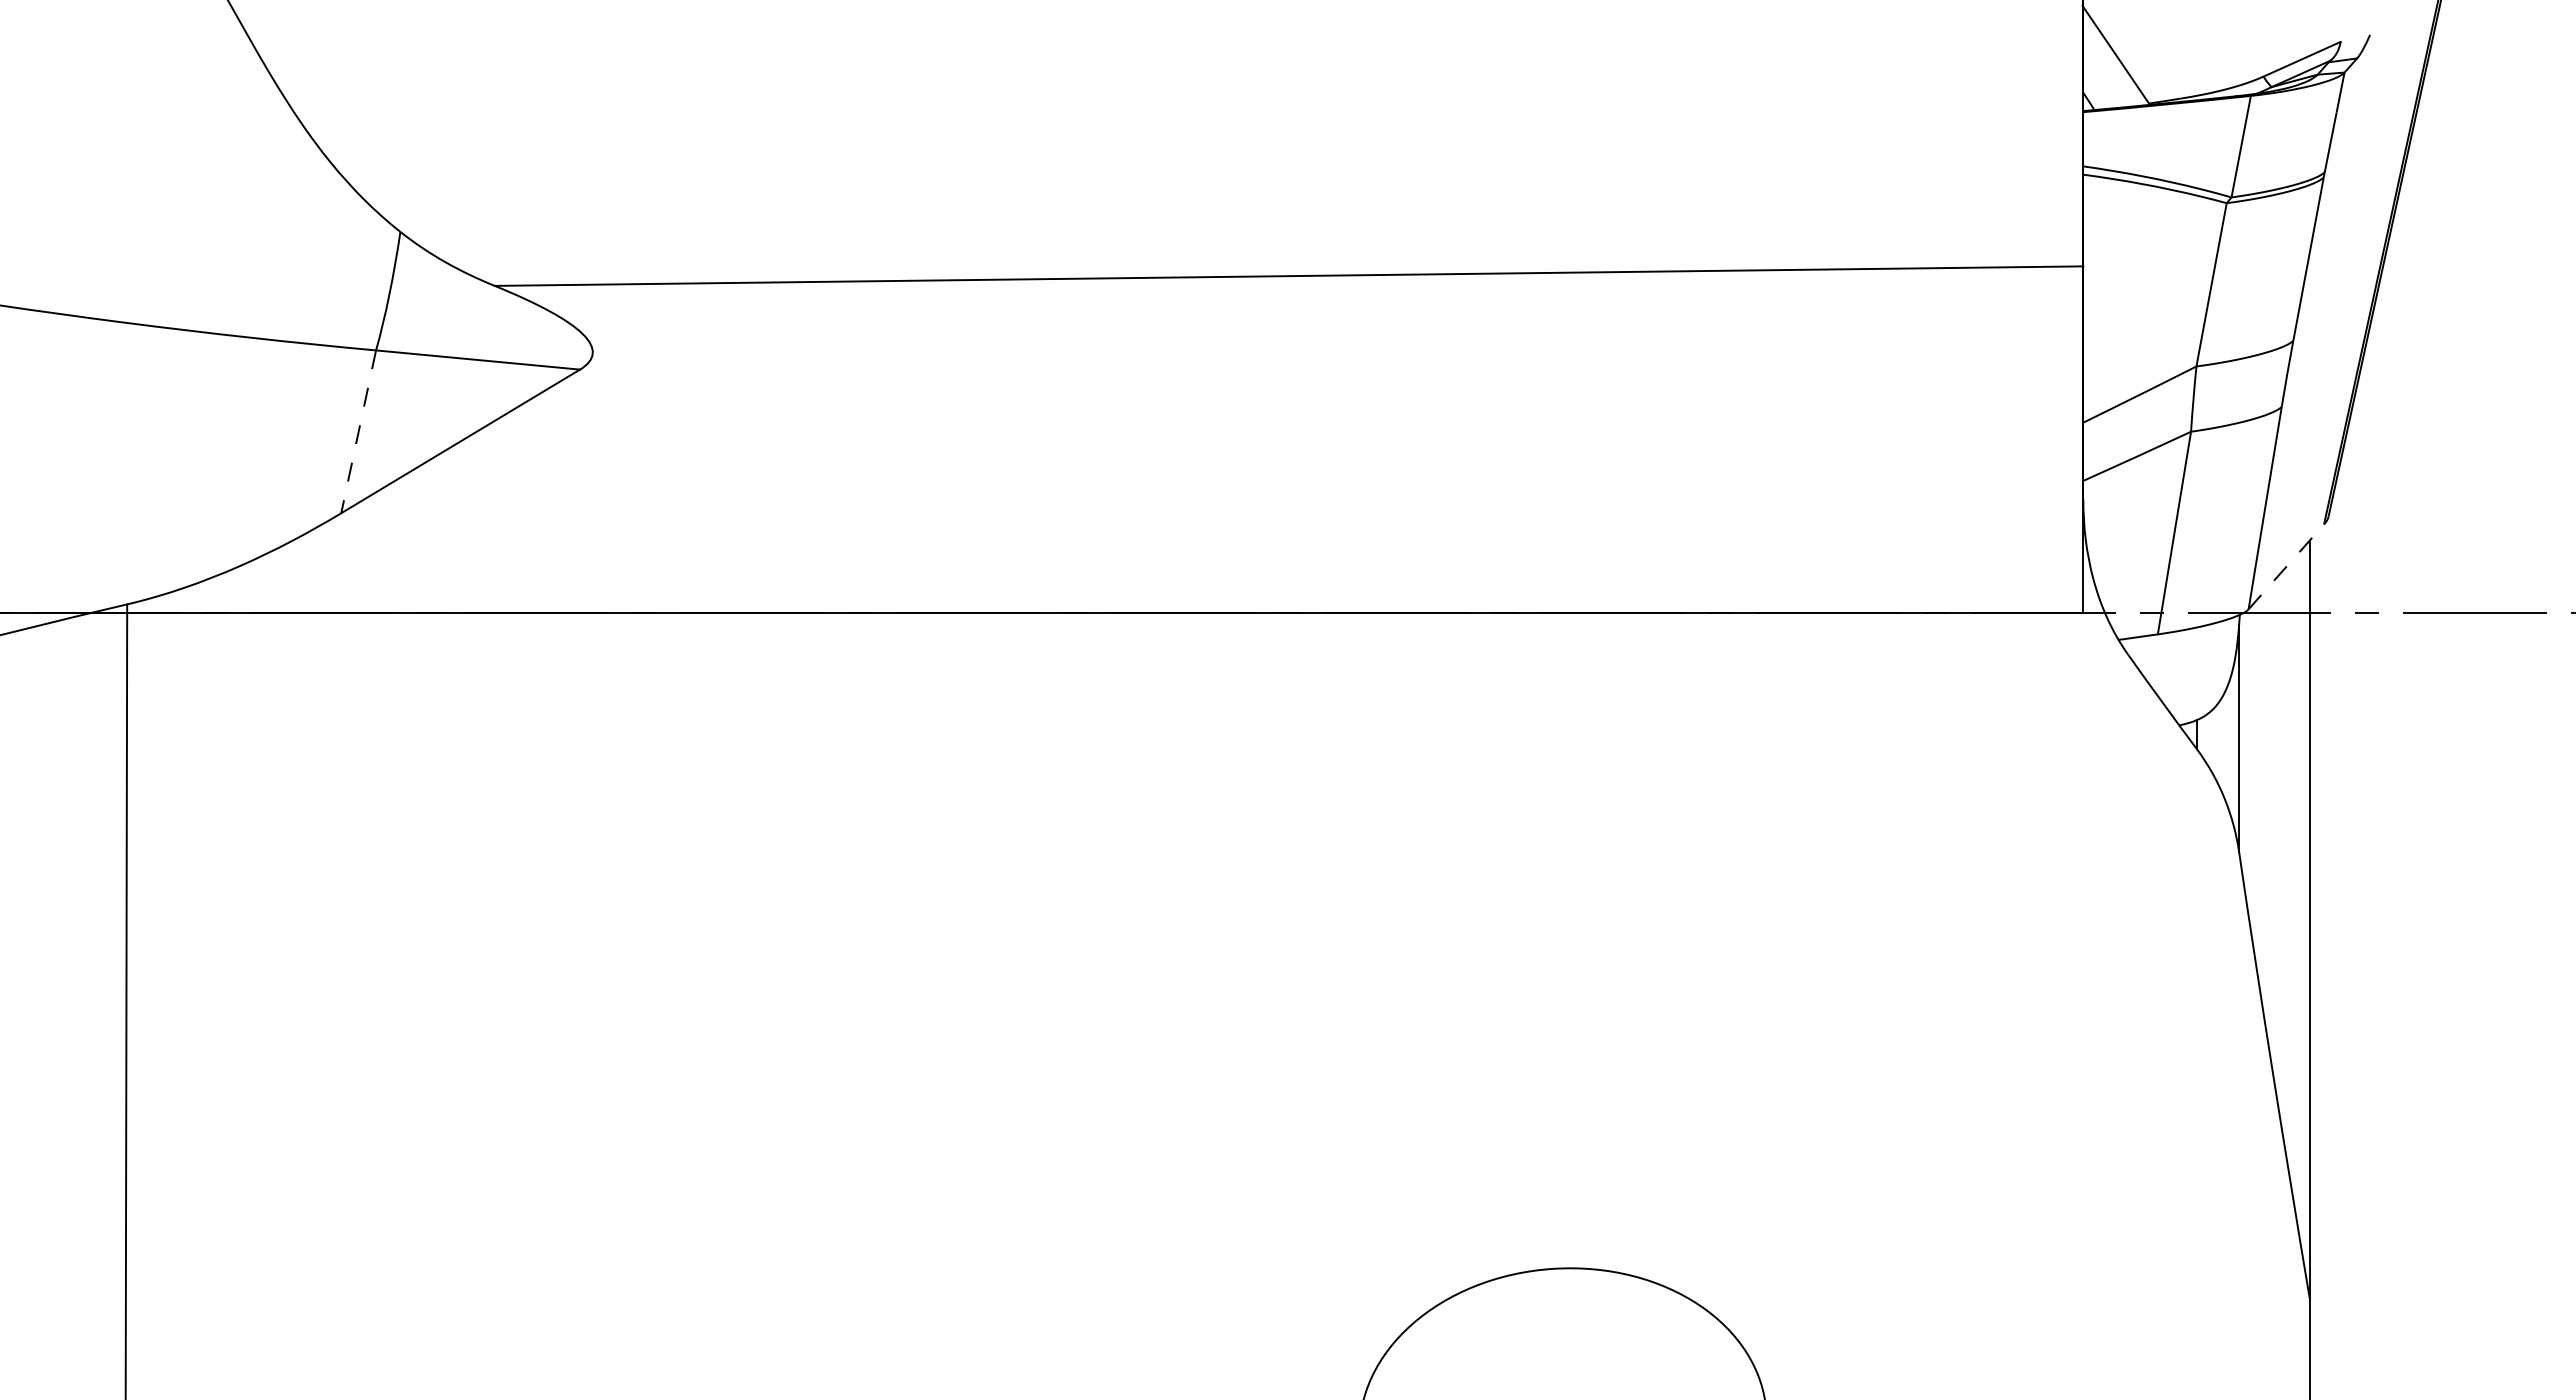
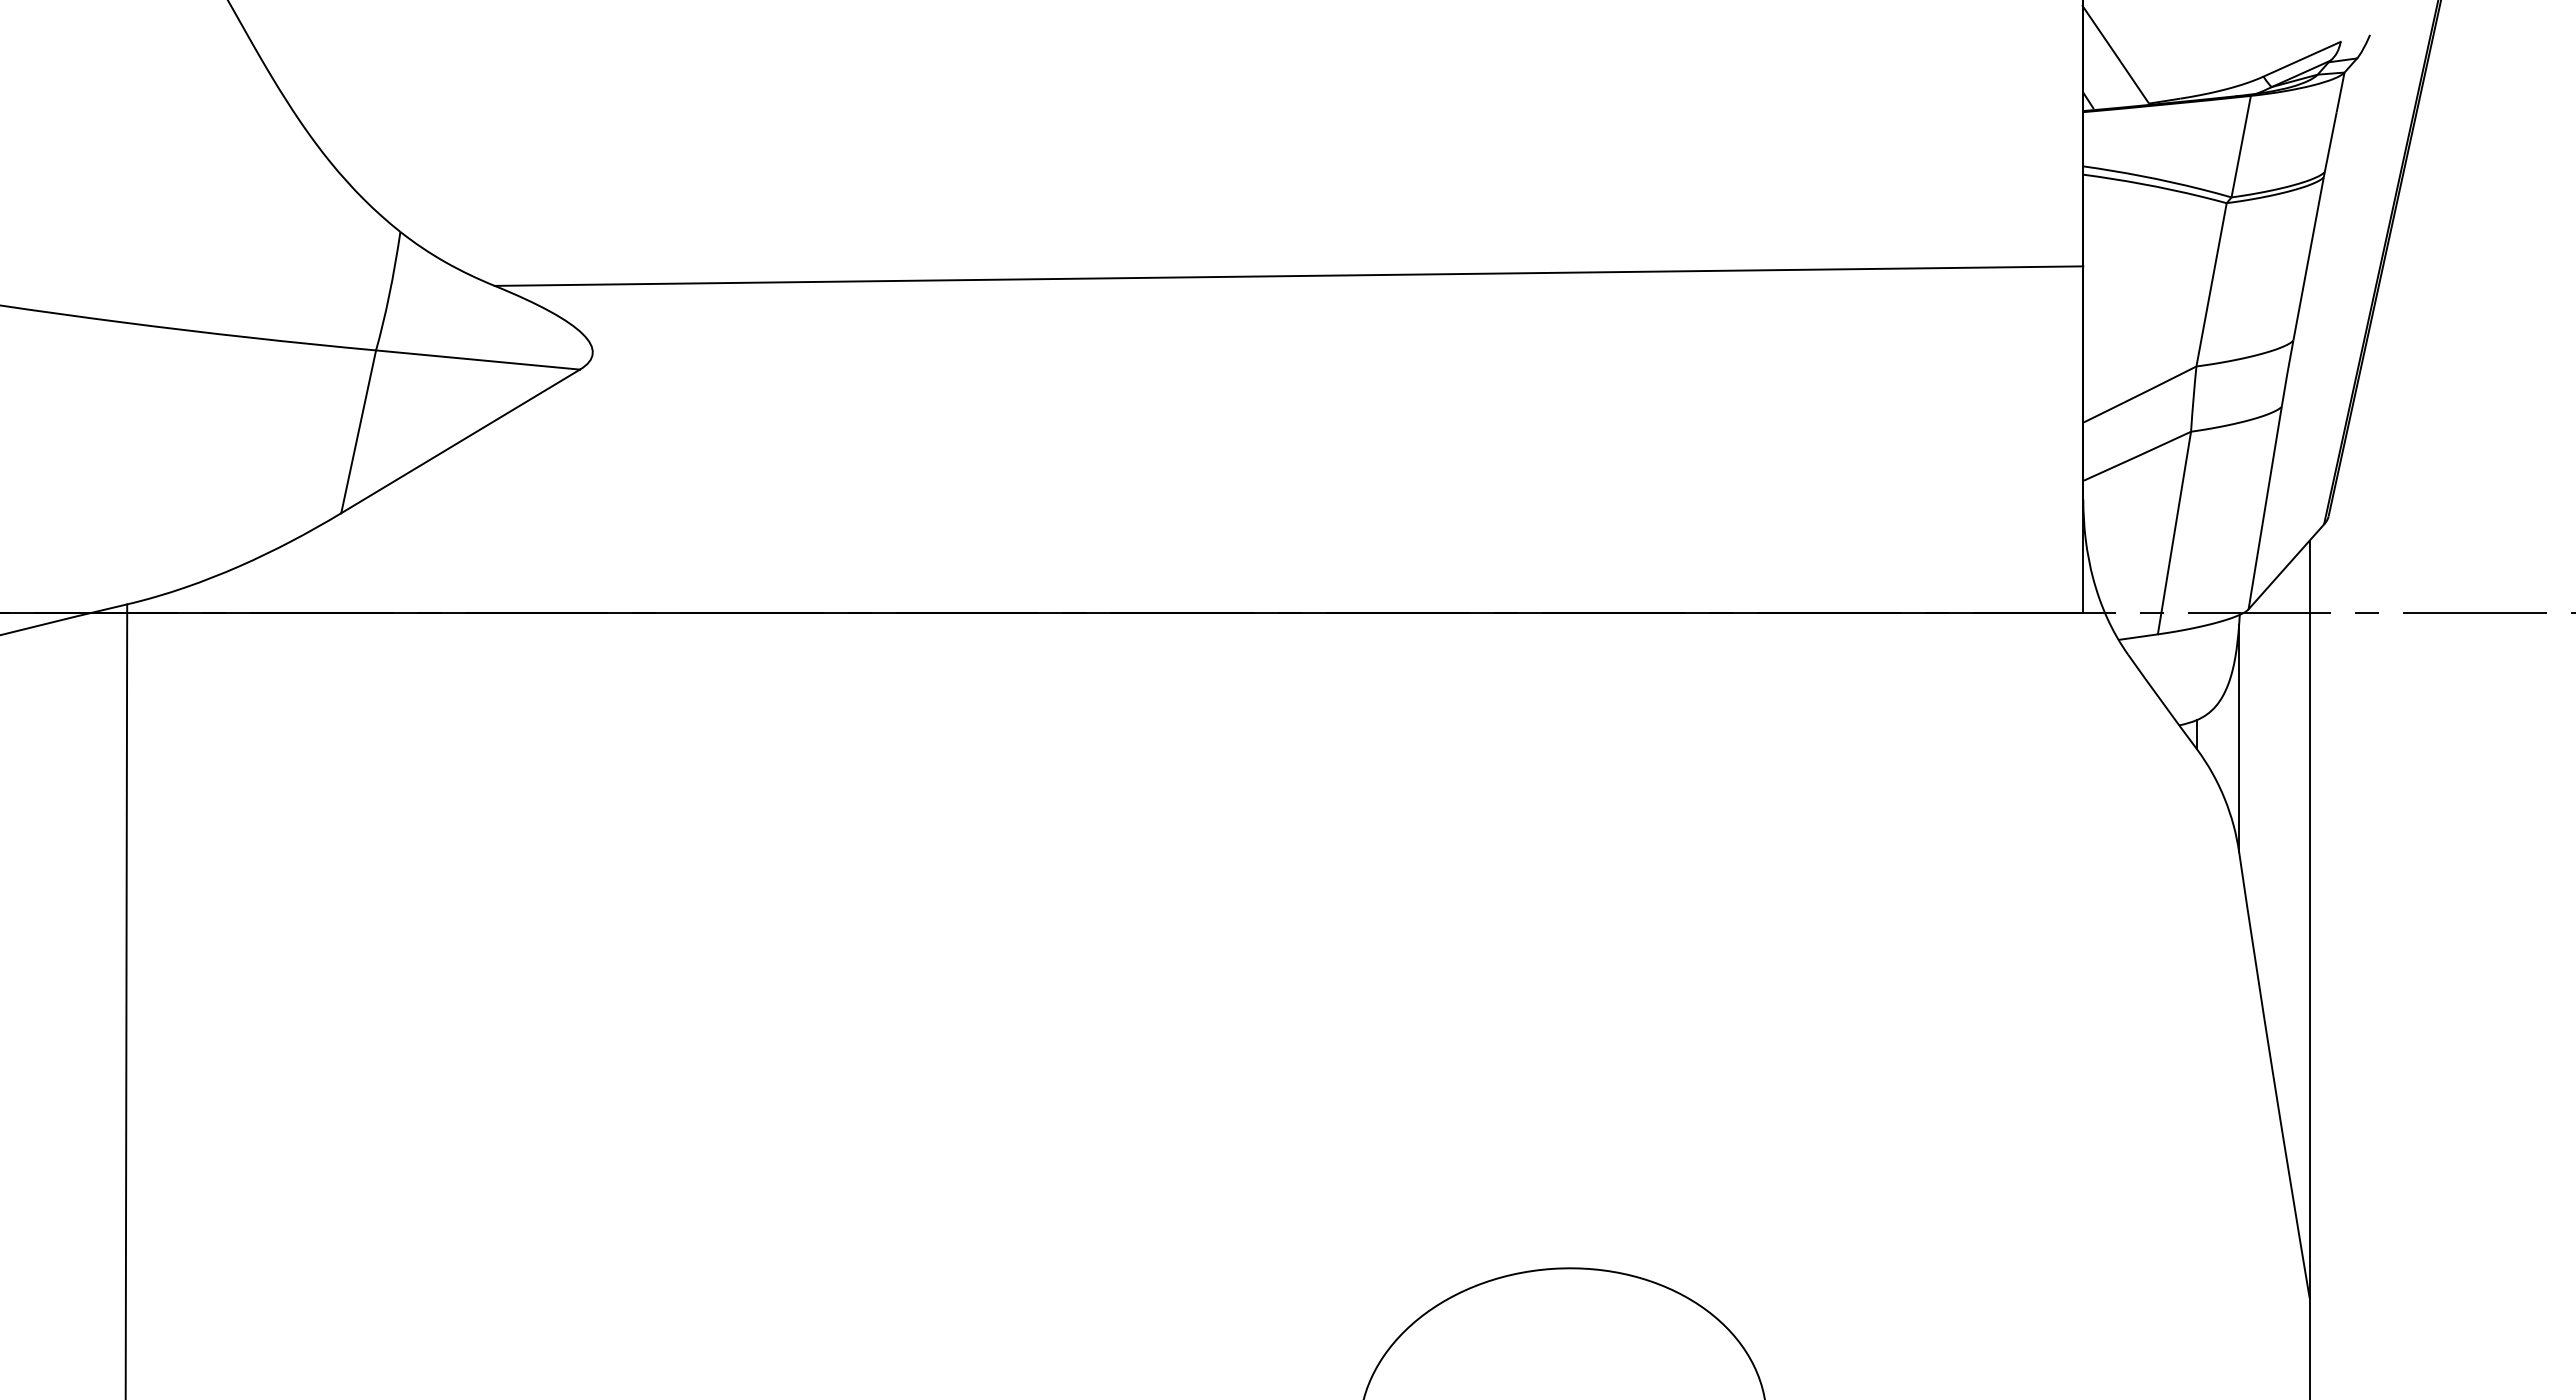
line: dashed -> solid (358, 432)
line: dashed -> solid (2286, 566)
